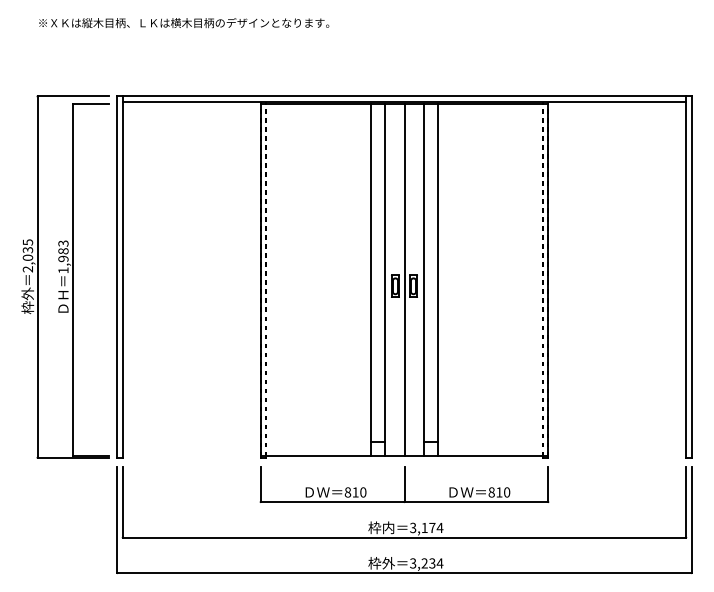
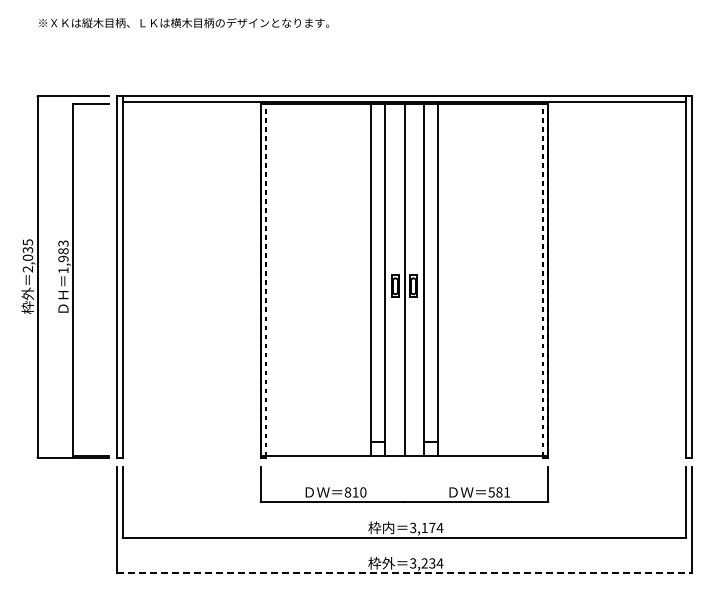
line: present -> none (404, 484)
text: 810 -> 581 (499, 492)
line: solid -> dashed (404, 573)
